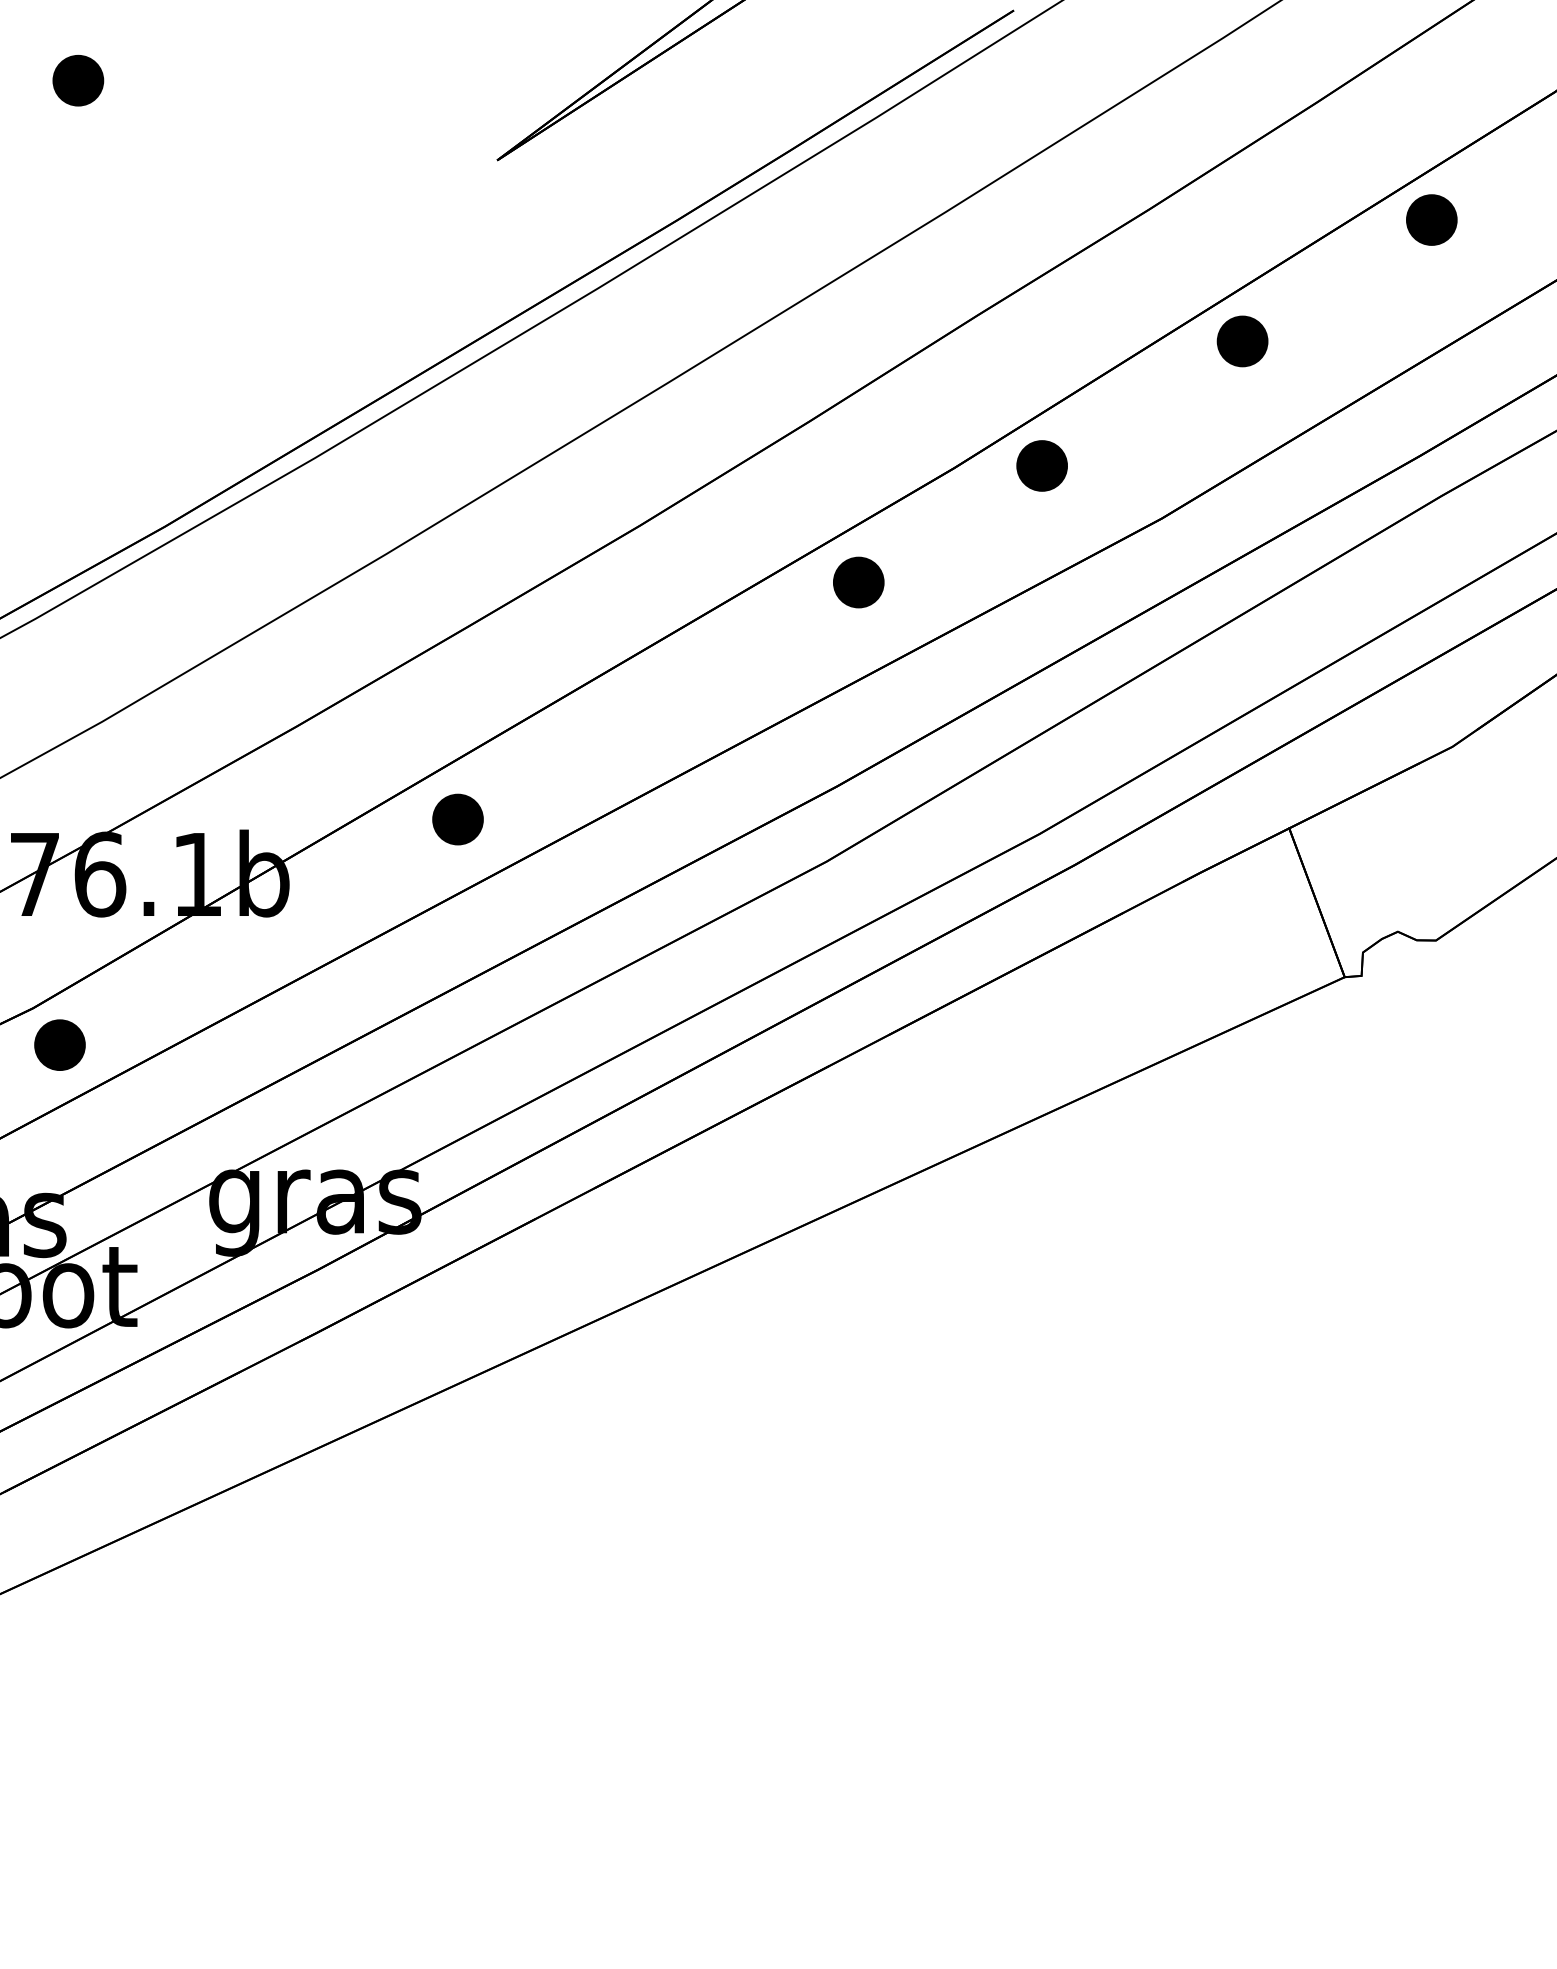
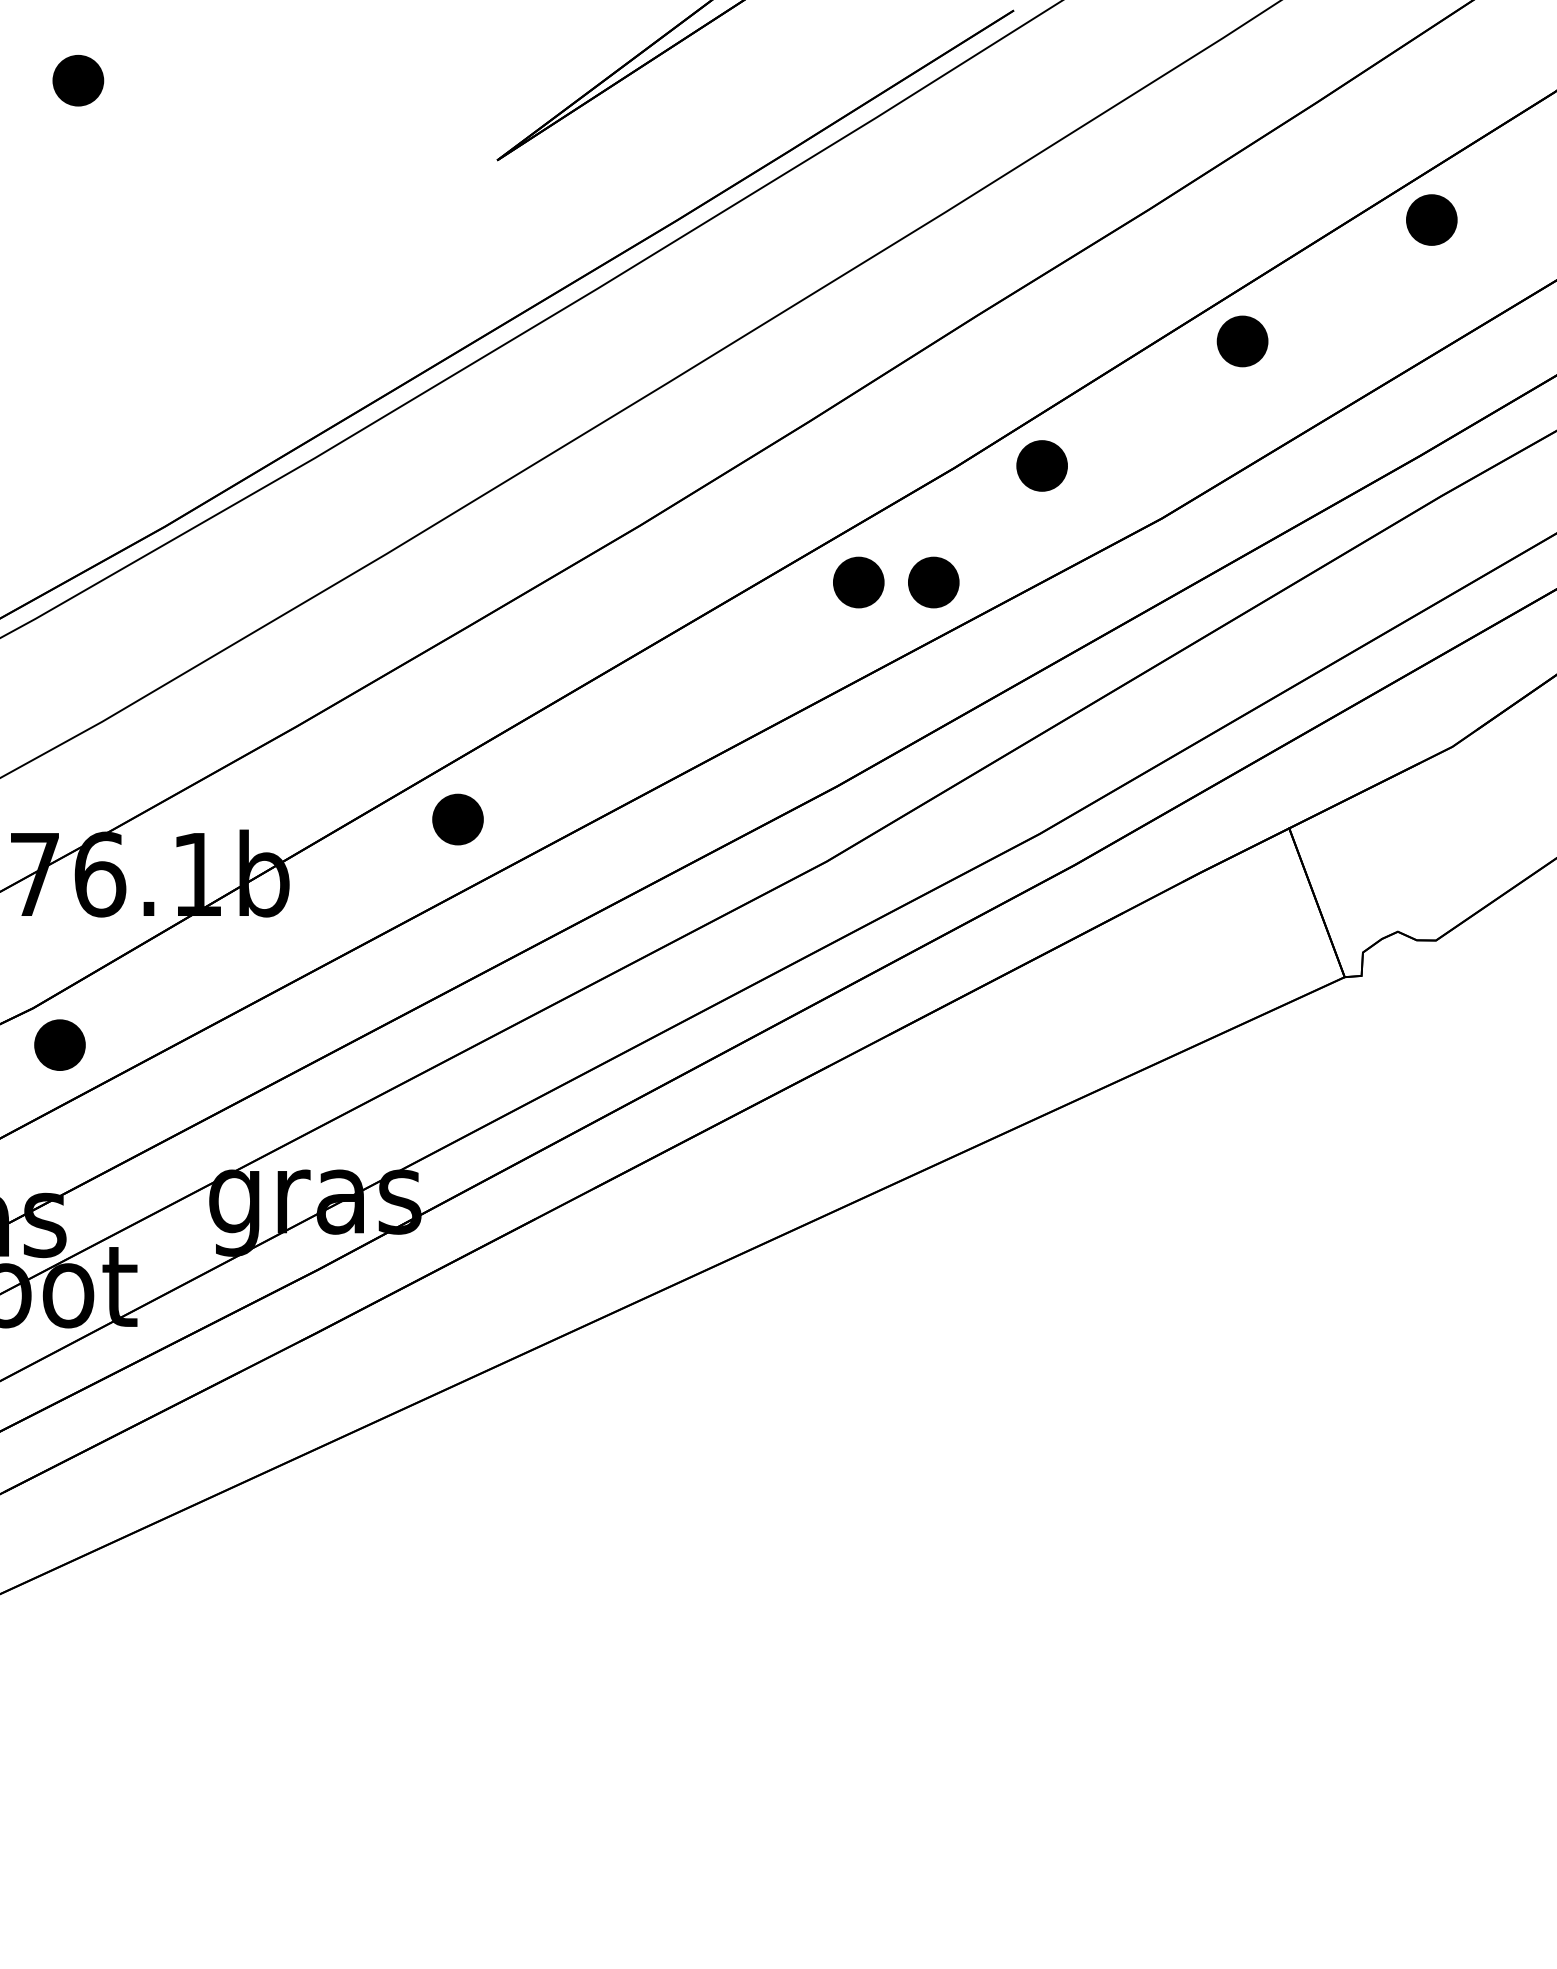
part: none -> present (933, 582)
